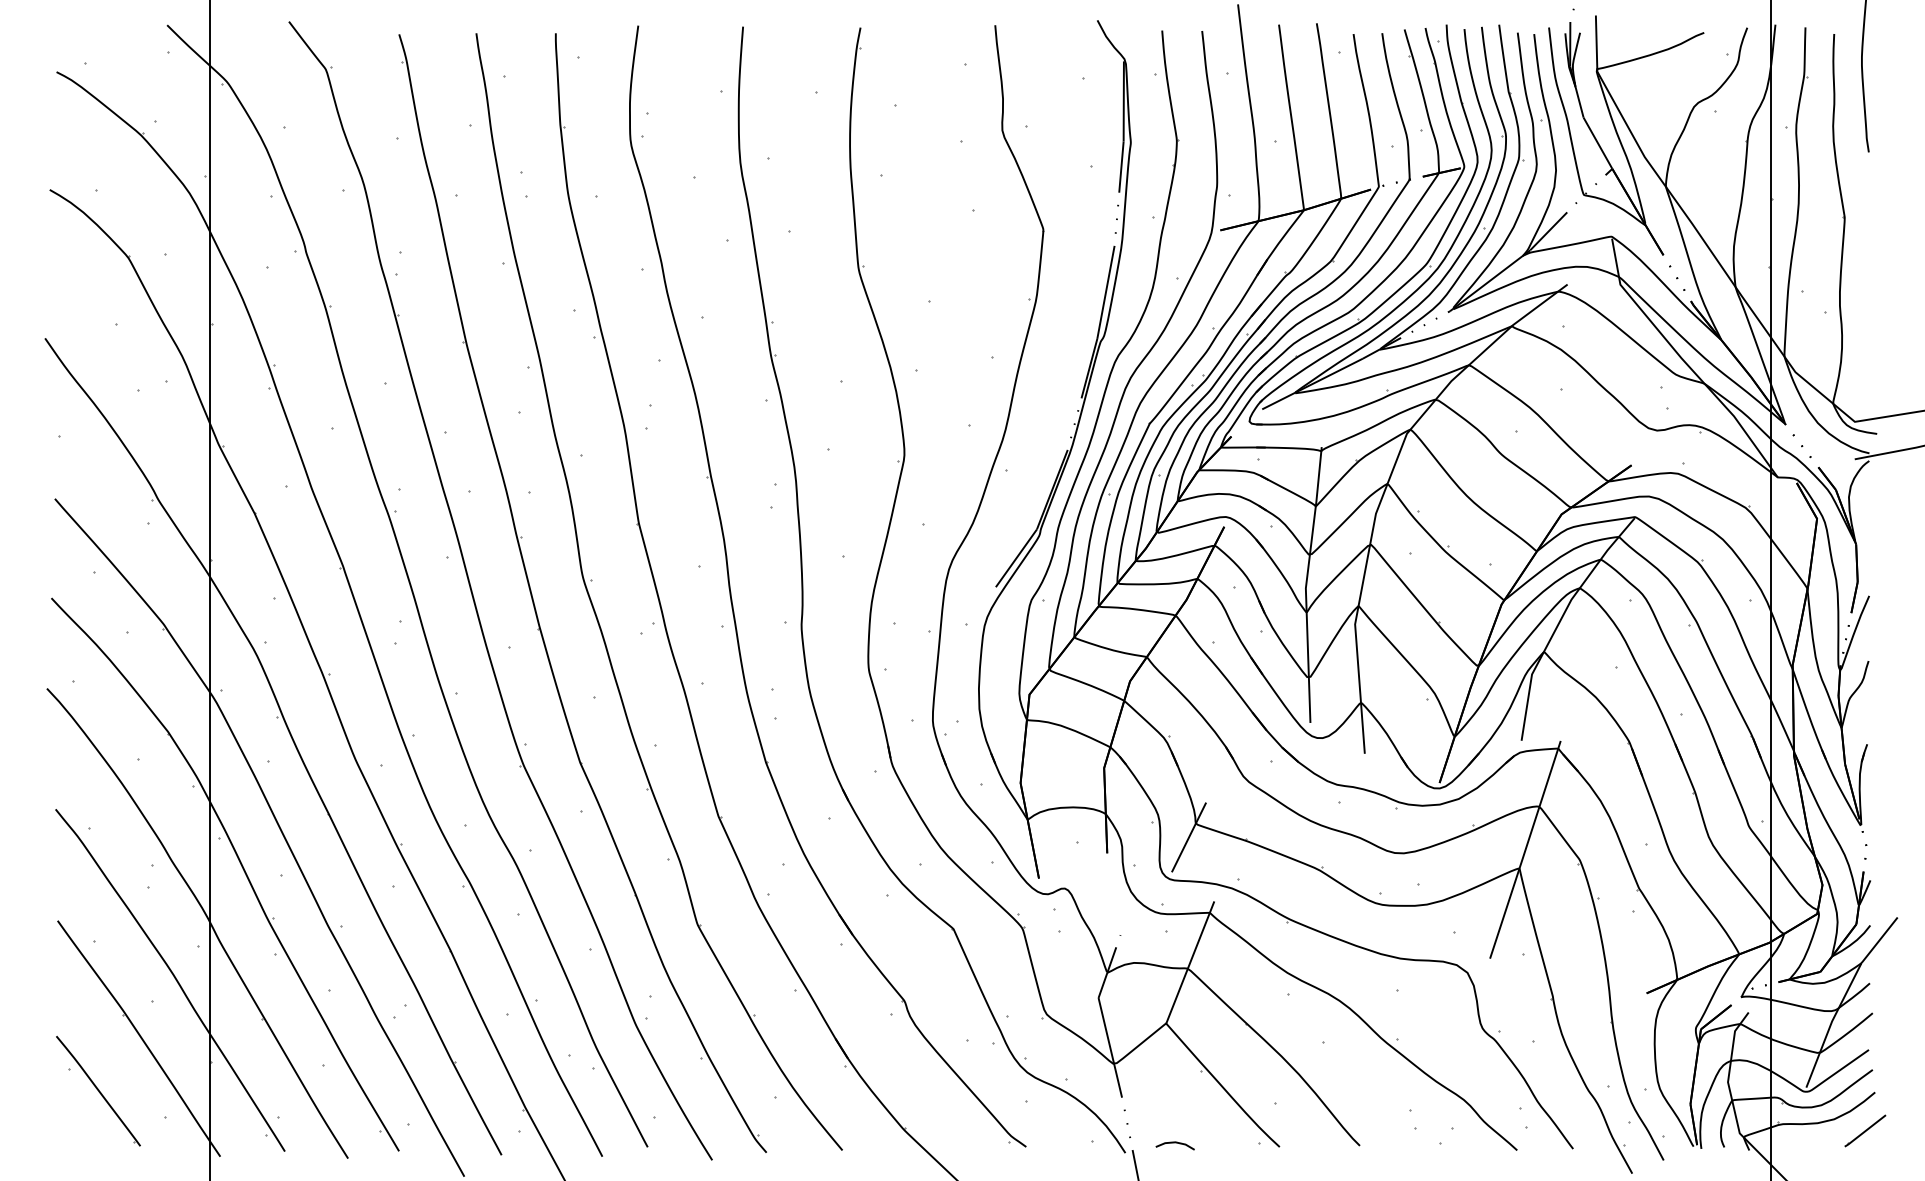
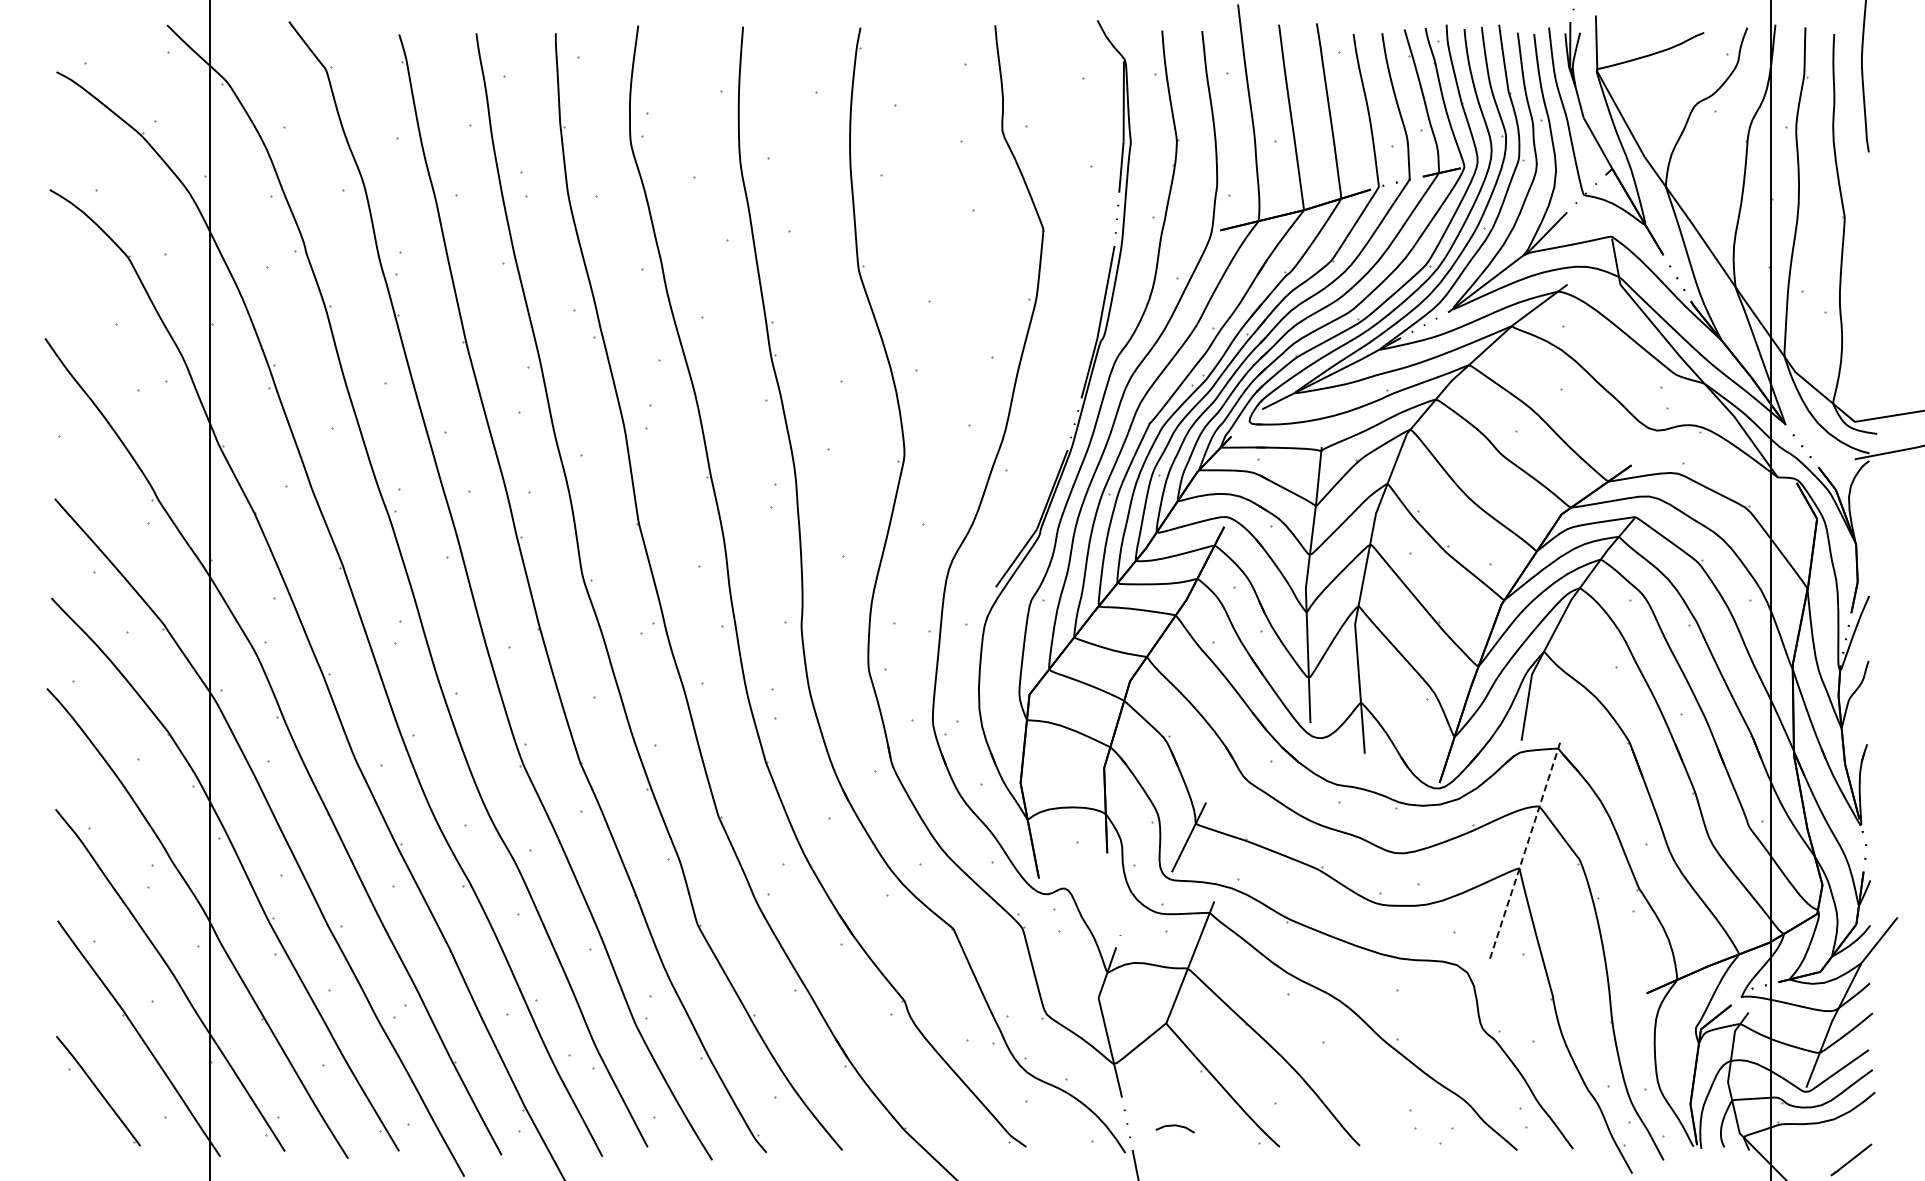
line: solid -> dashed (1525, 849)
line position: (1865, 1130) -> (1851, 1159) (1851, 1159)
line position: (1174, 1143) -> (1174, 1126) (1174, 1126)
